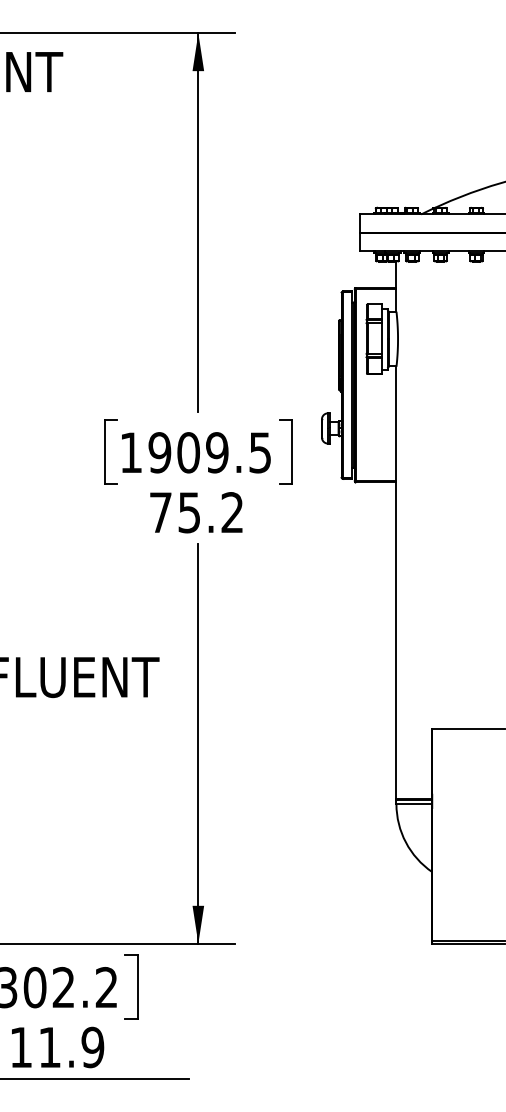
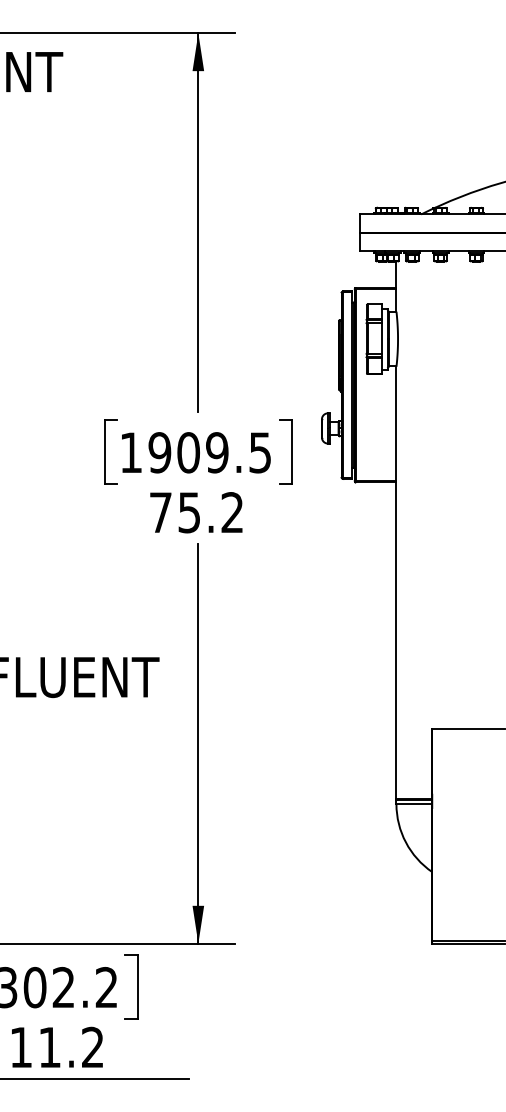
text: 11.9 -> 11.2 (92, 1047)
